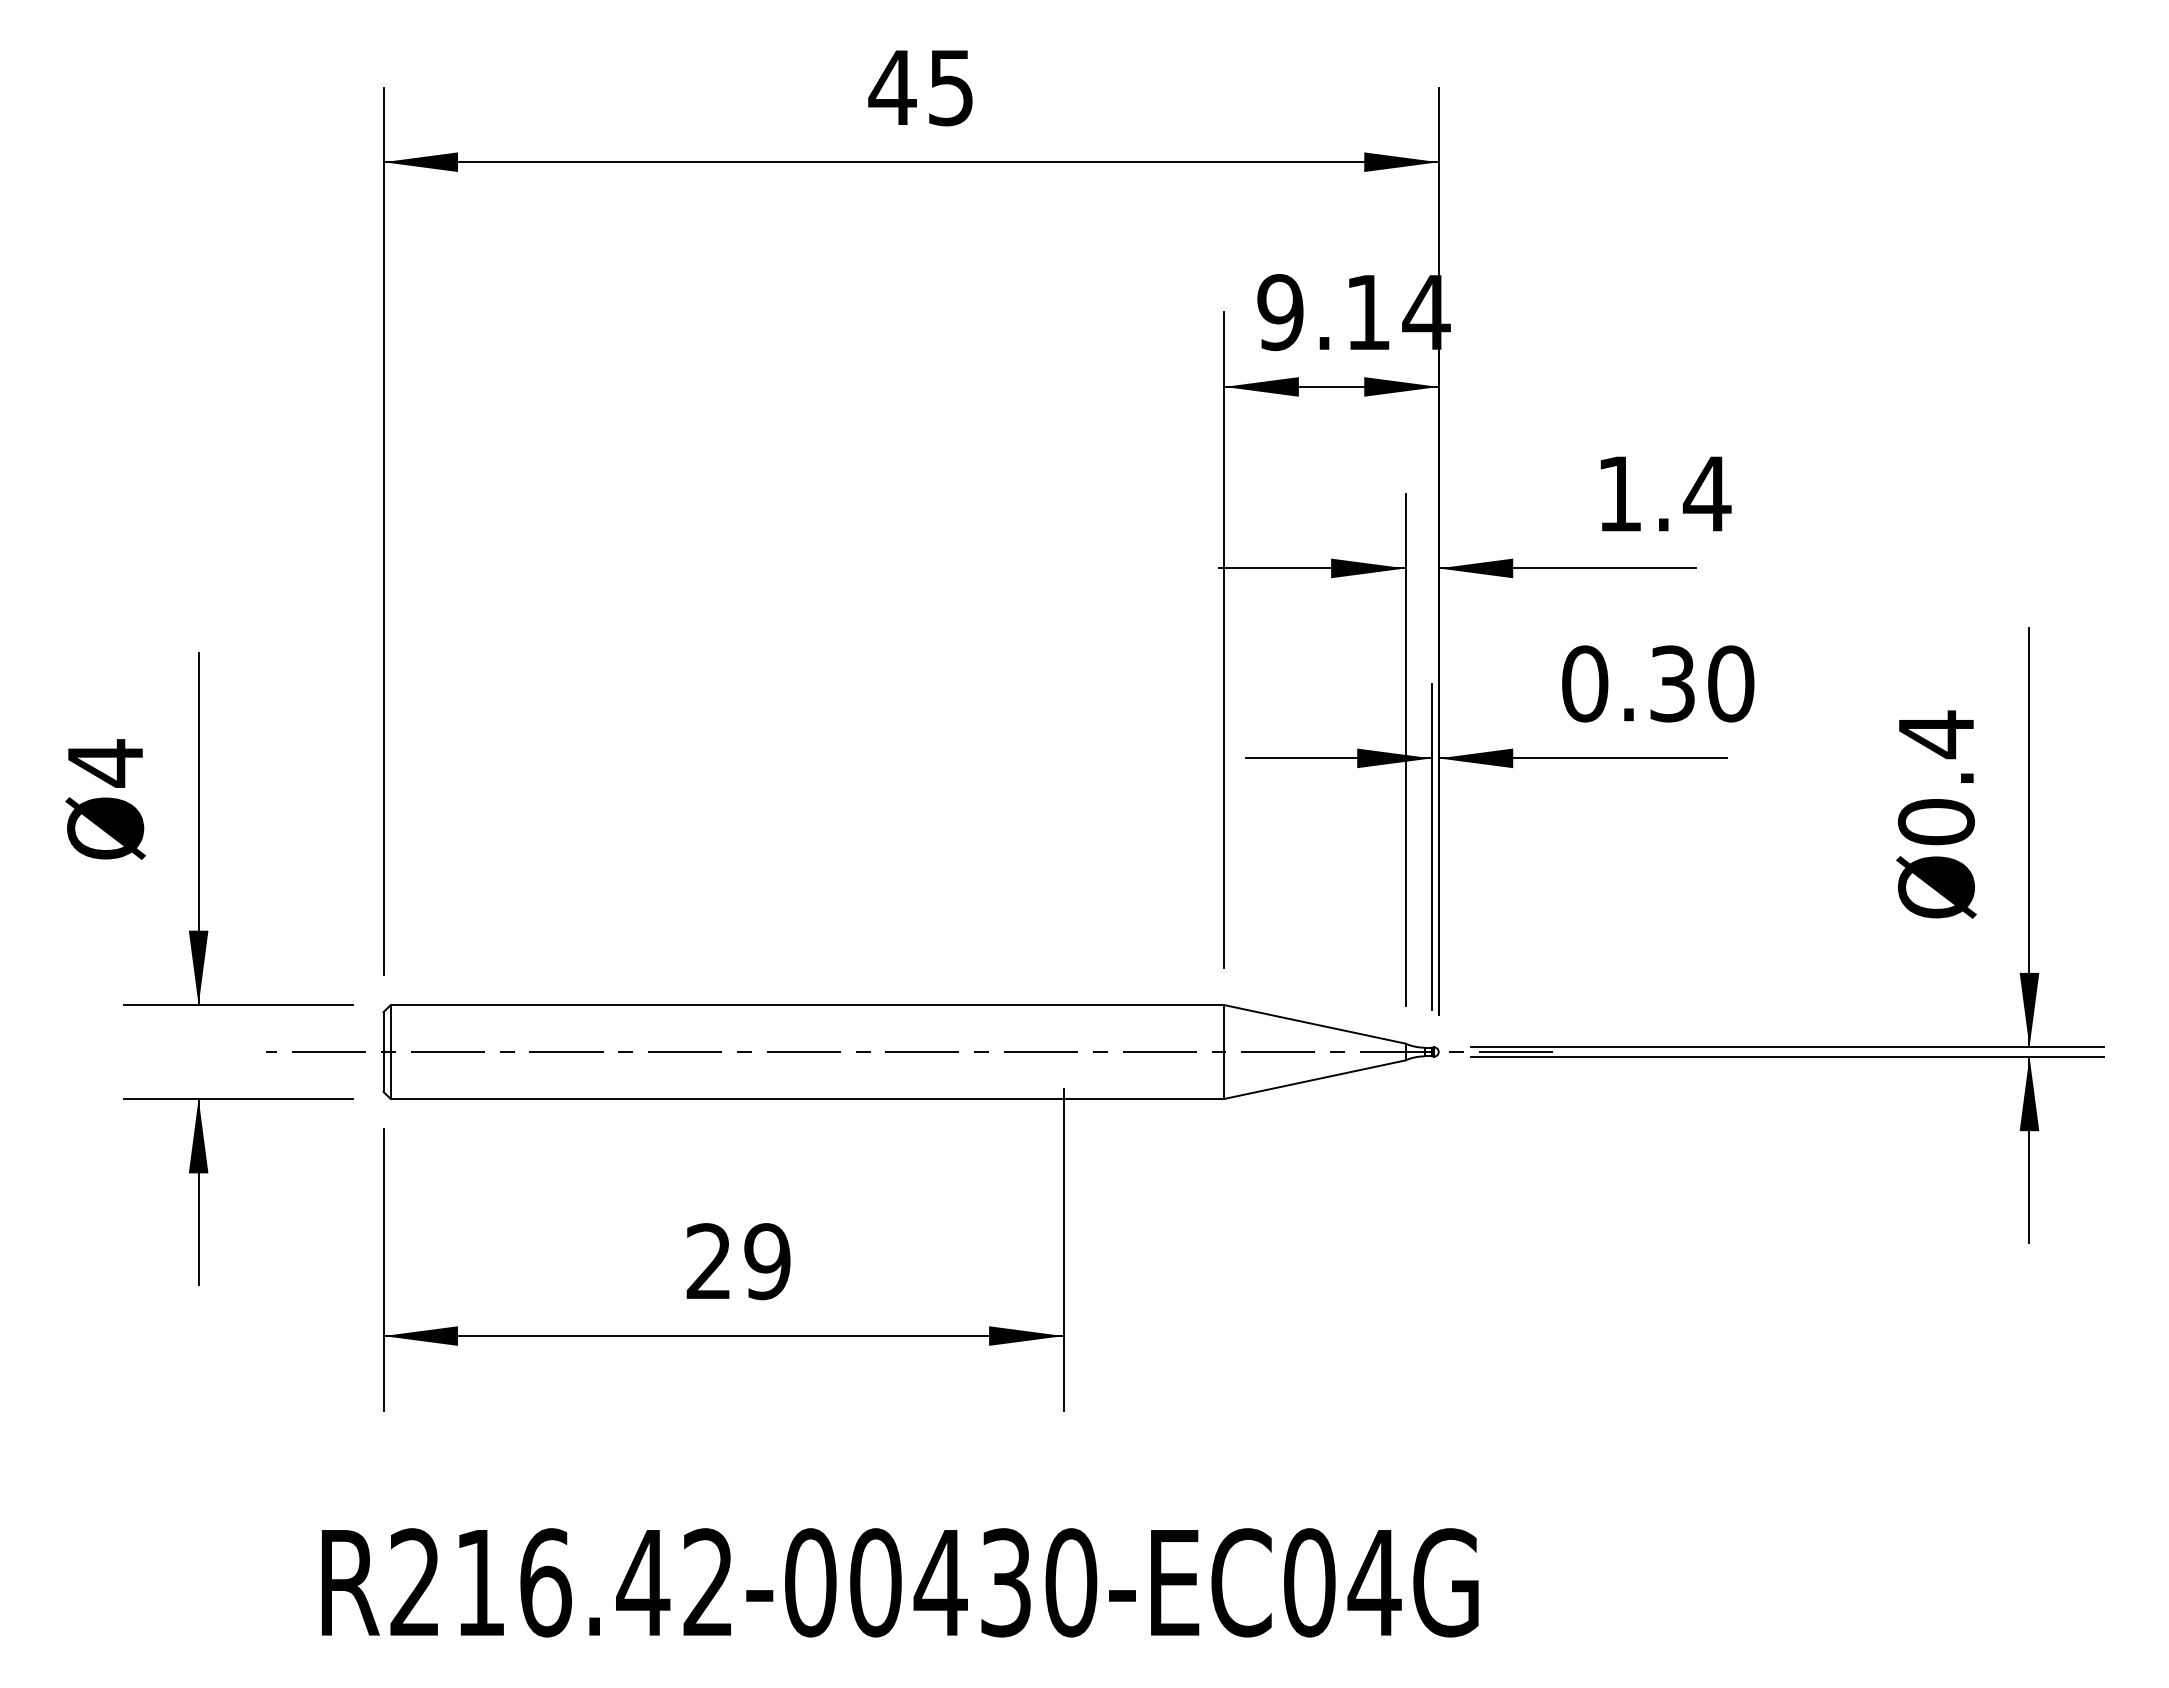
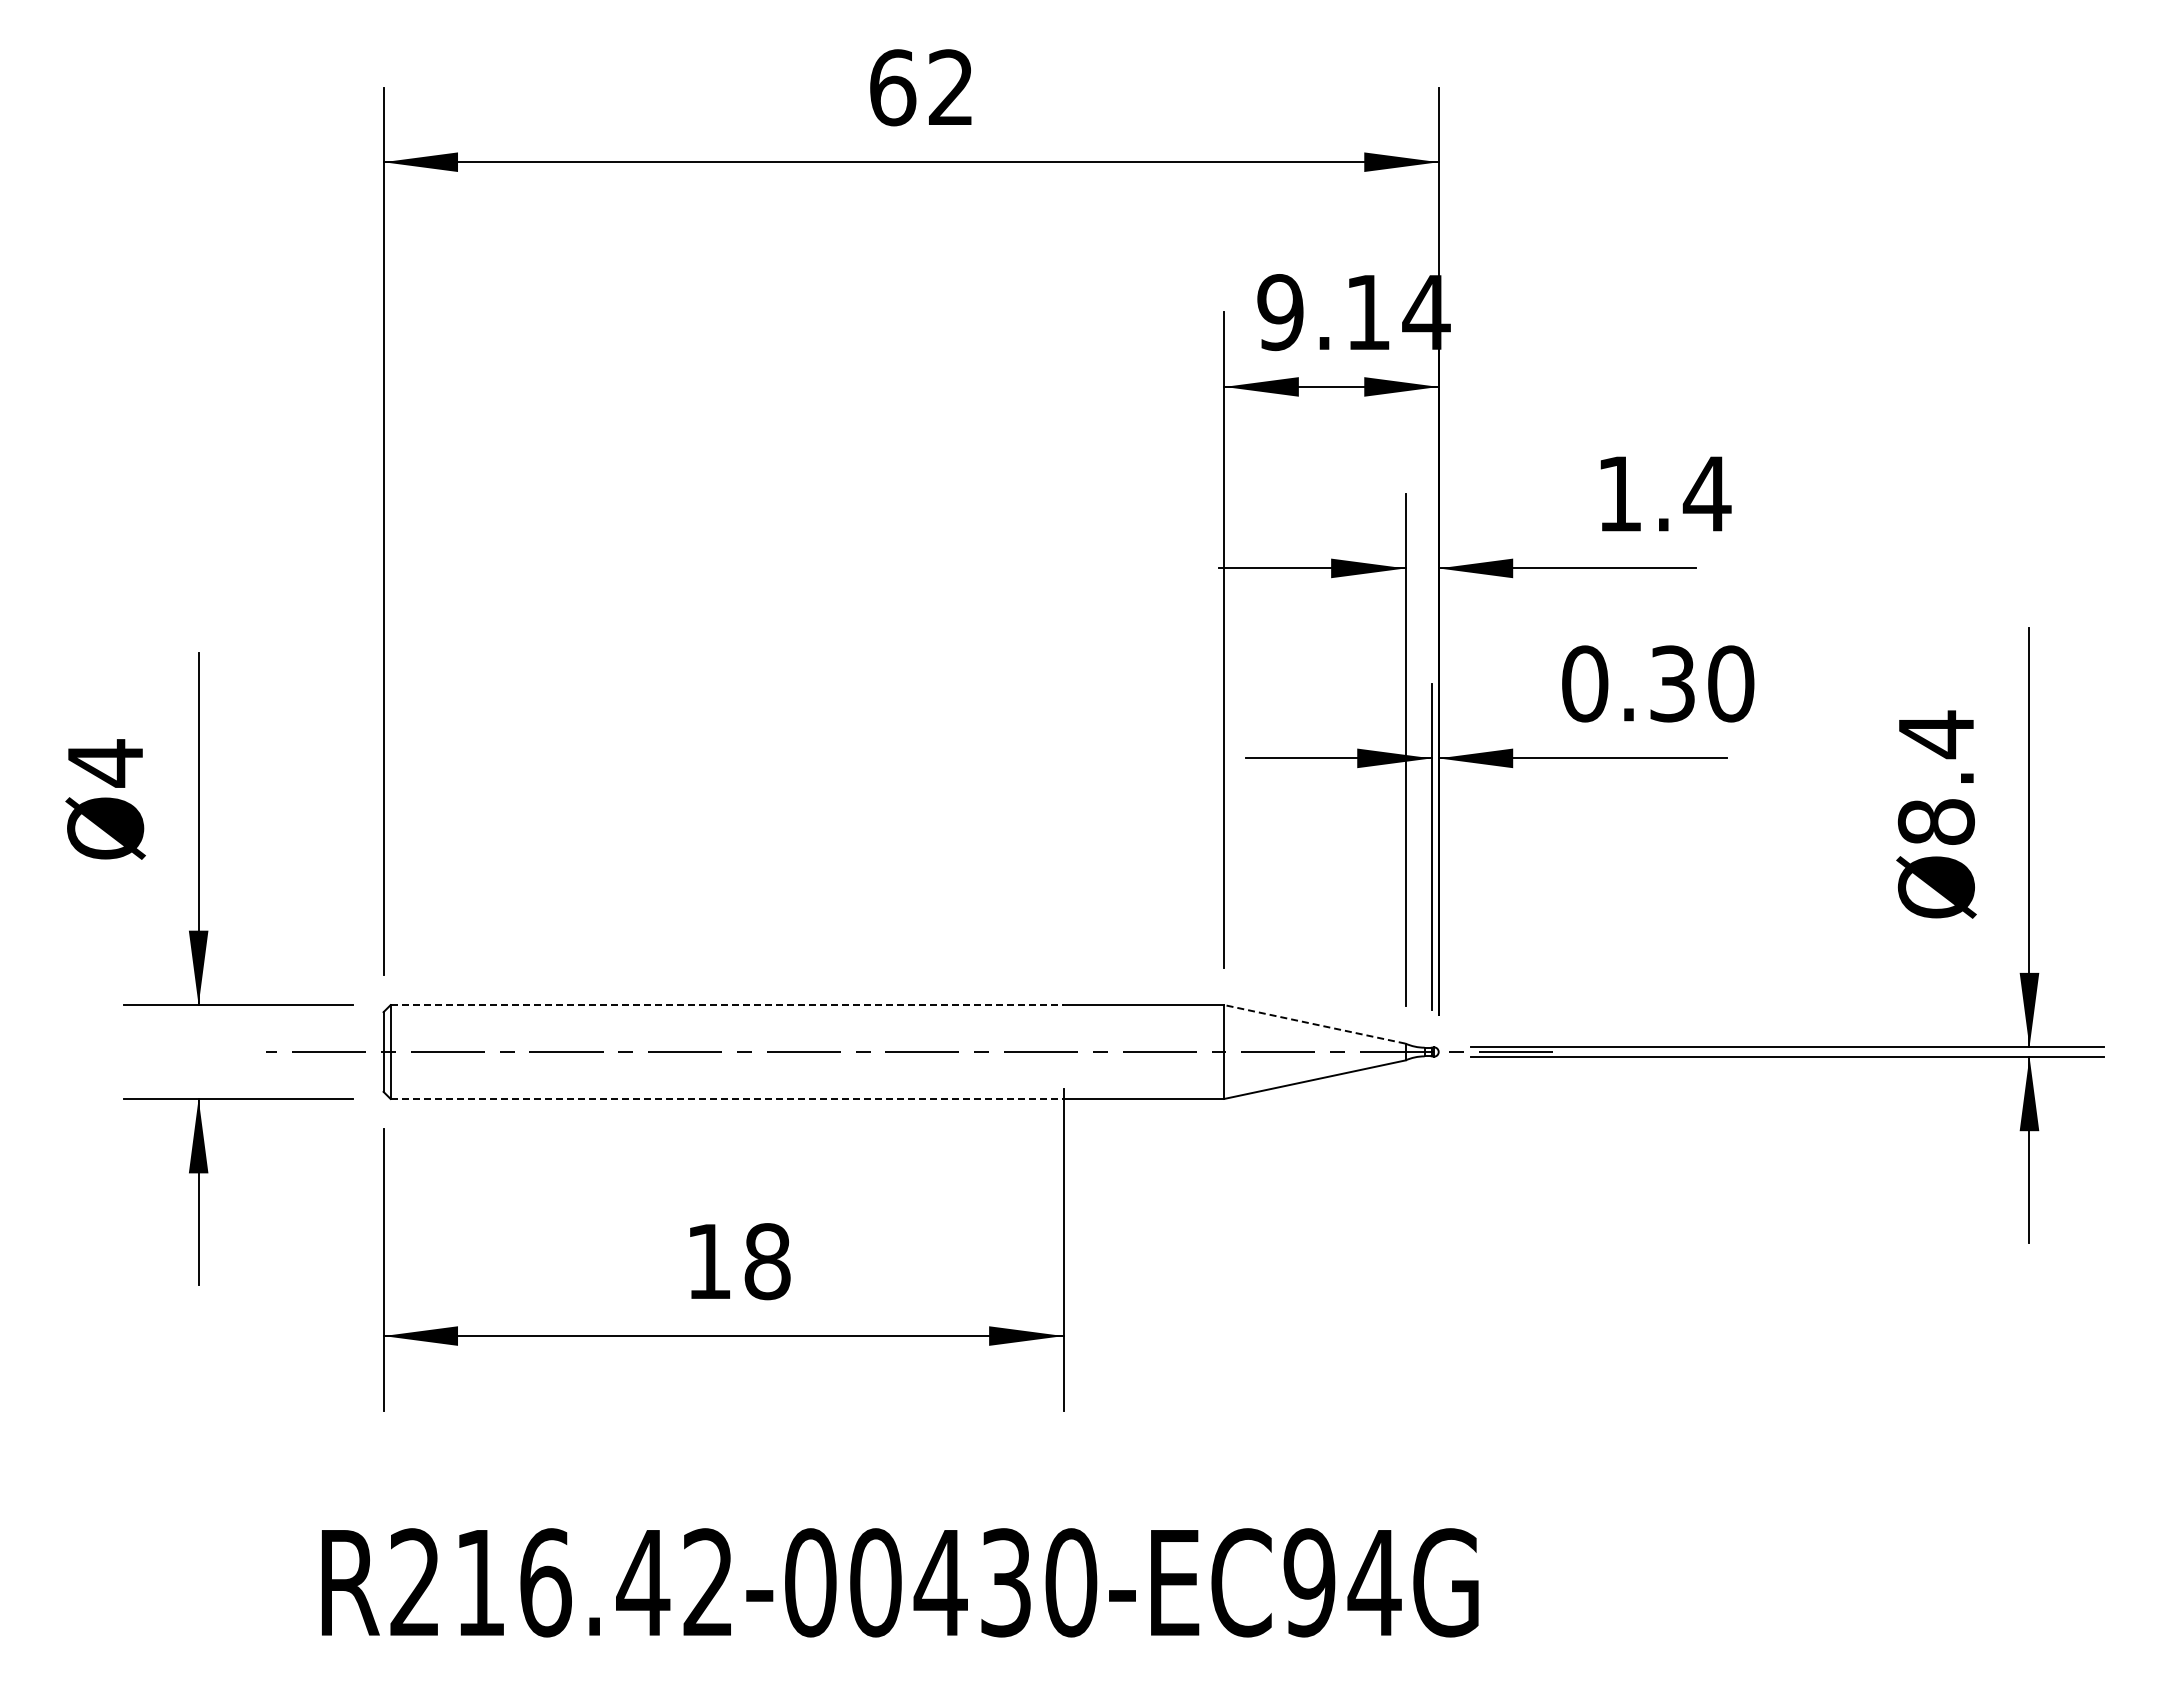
text: 45 -> 62 (920, 87)
text: Ø0.4 -> Ø8.4 (1936, 822)
line: solid -> dashed (727, 1005)
line: solid -> dashed (1315, 1024)
line: solid -> dashed (727, 1098)
text: 29 -> 18 (738, 1261)
text: R216.42-00430-EC04G -> R216.42-00430-EC94G (1309, 1582)
